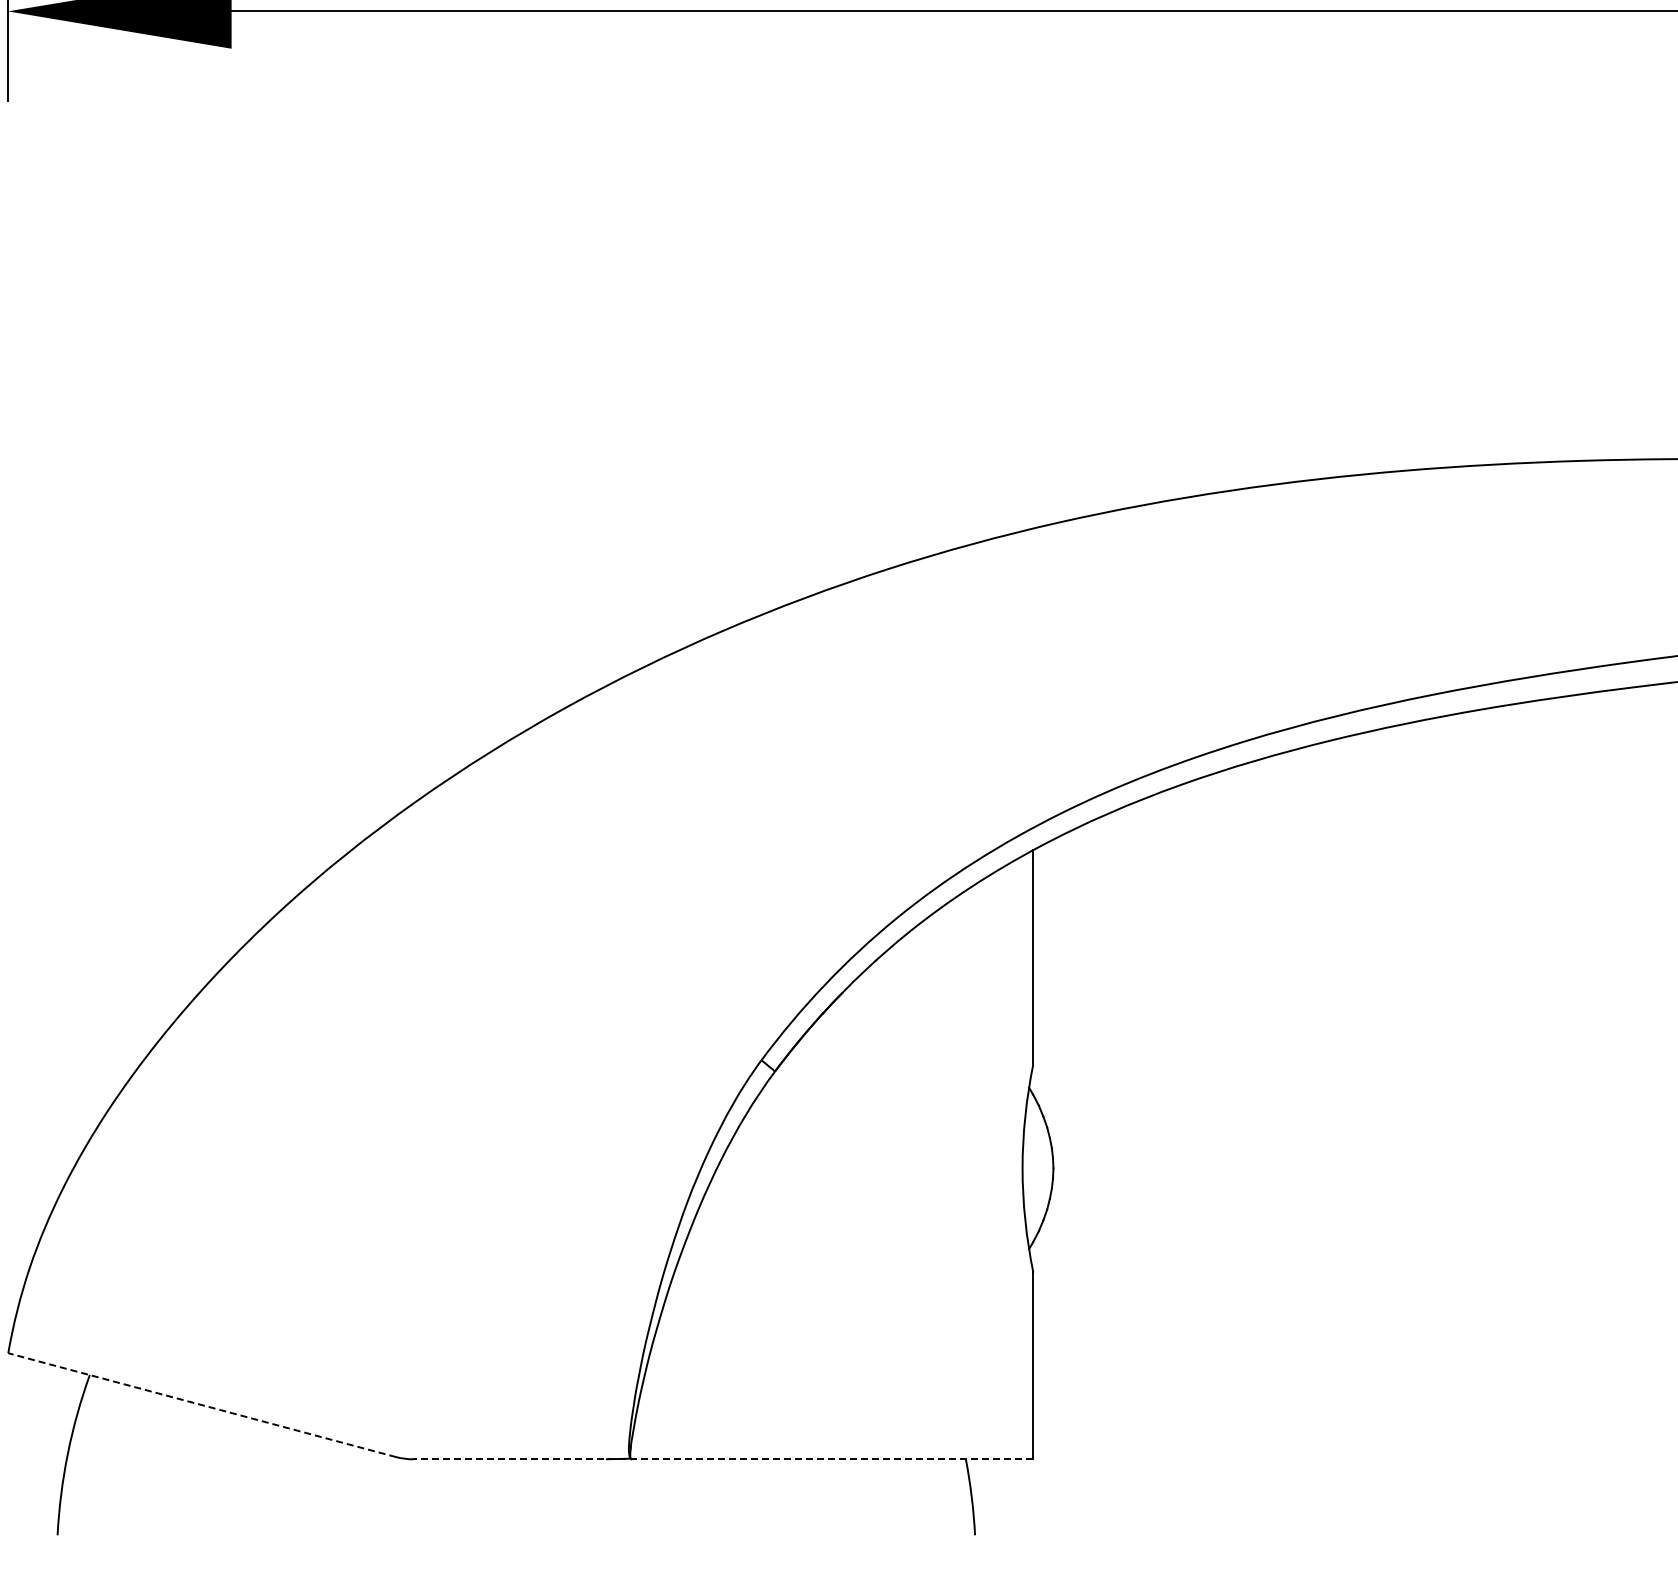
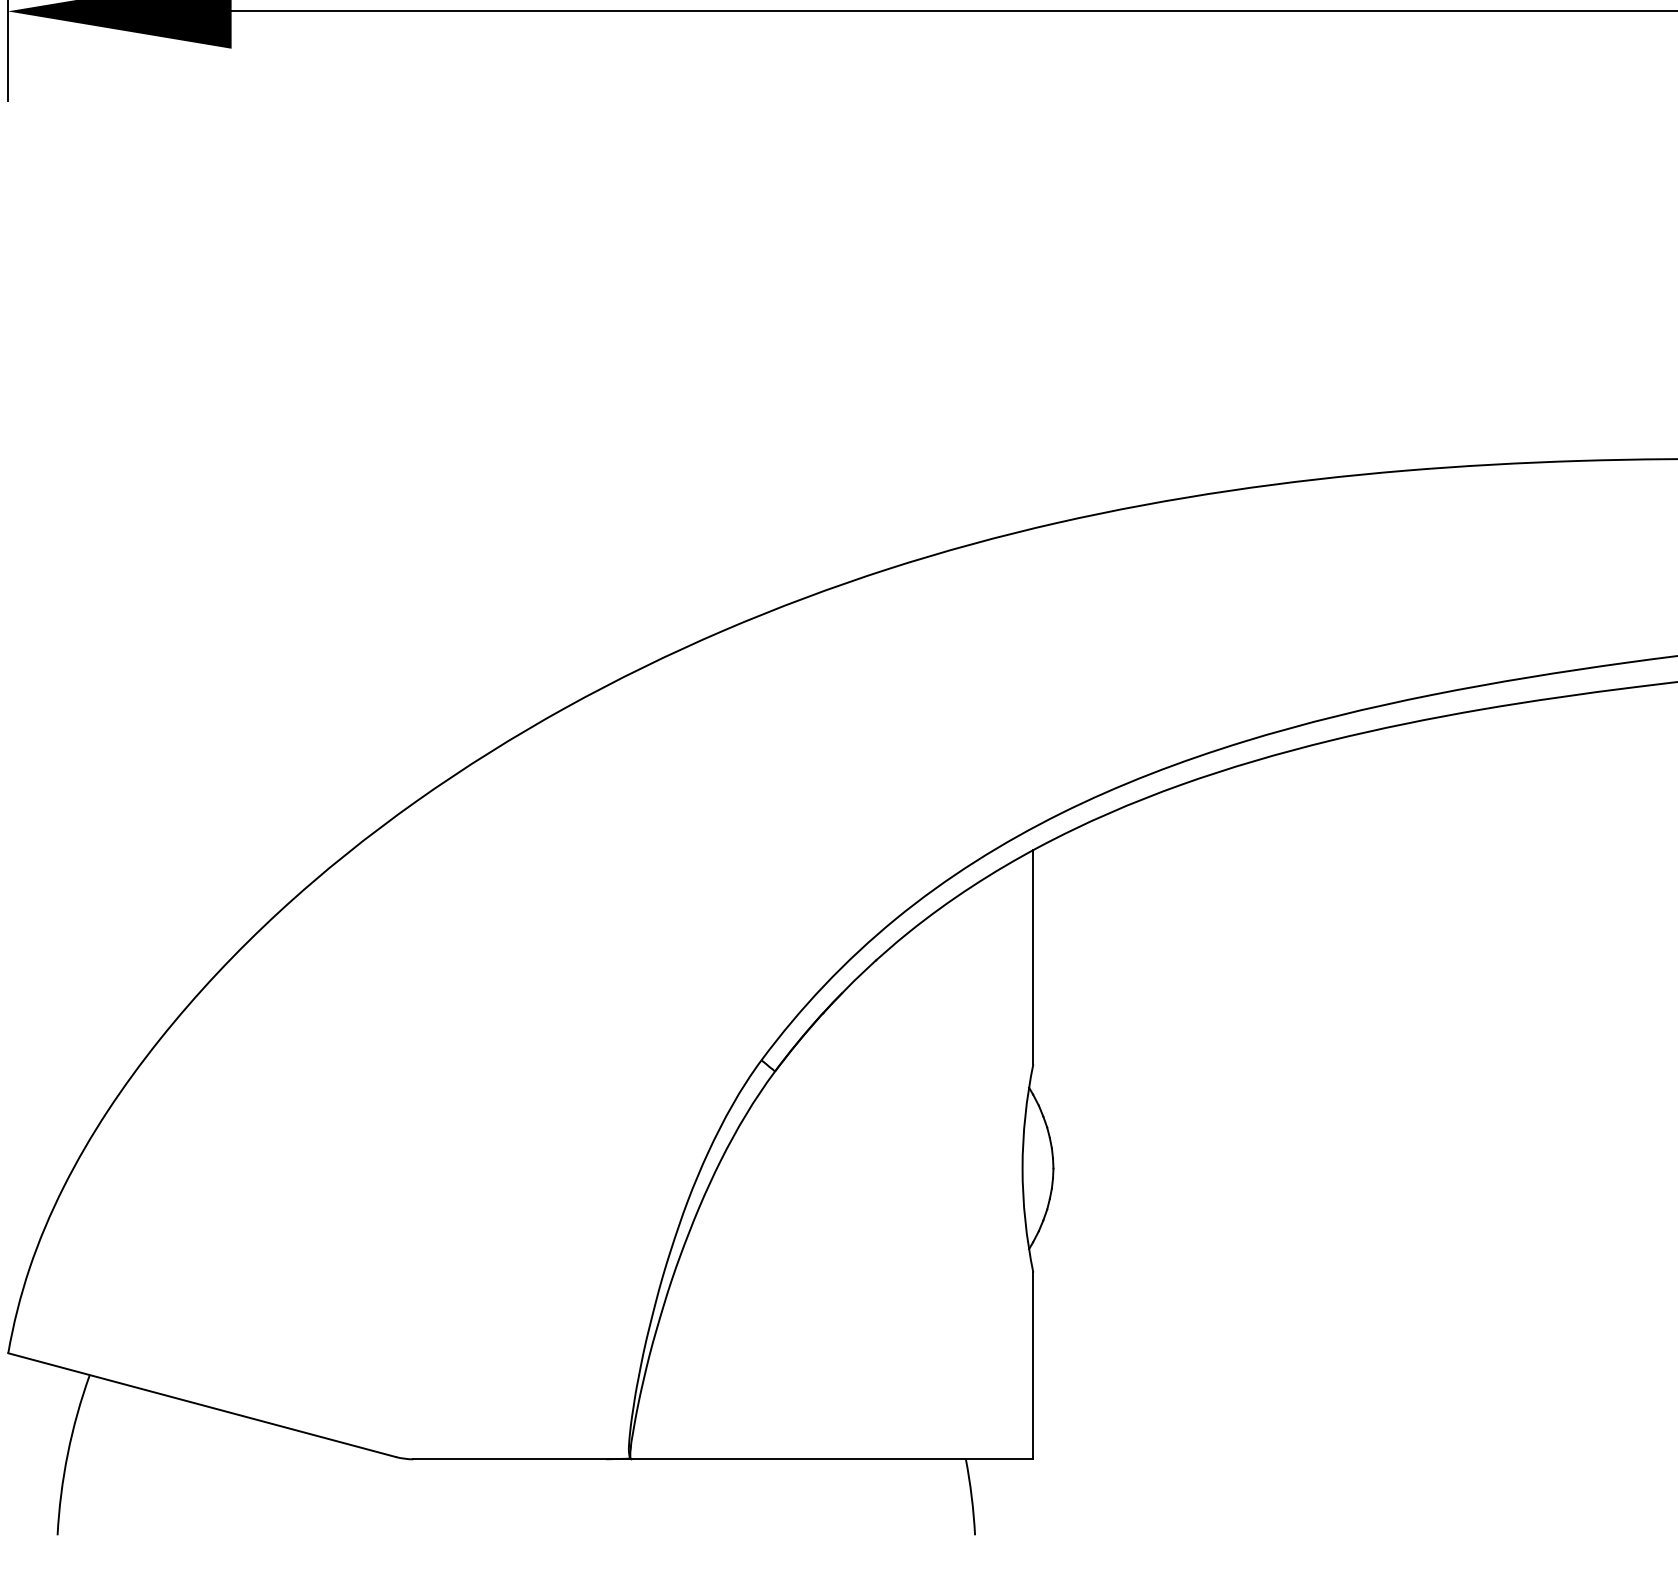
line: dashed -> solid (202, 1405)
line: dashed -> solid (722, 1459)
